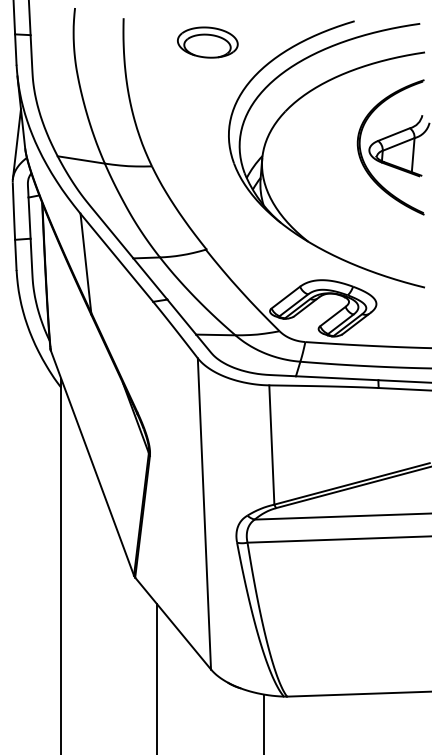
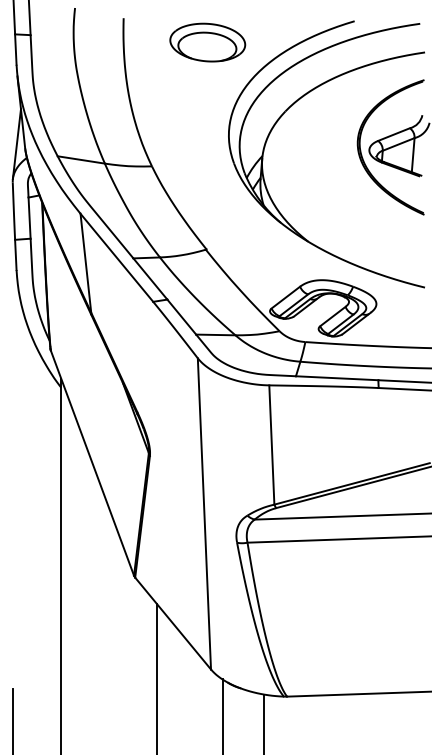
part size: 62x33 px -> 78x41 px (207, 42)
line: none -> present (222, 715)
line: none -> present (12, 719)
